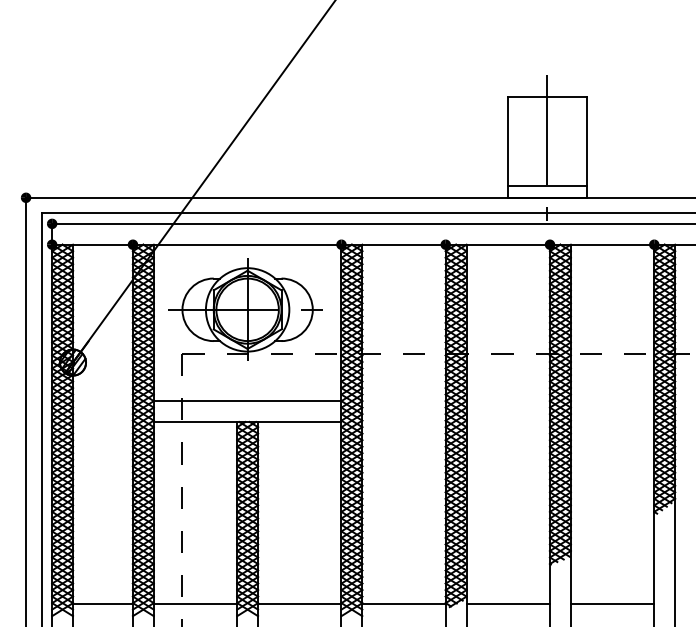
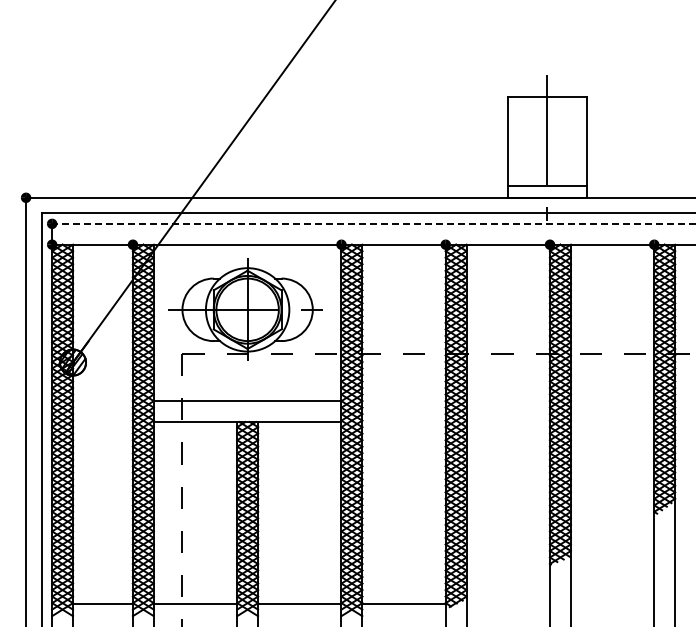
line: solid -> dashed (373, 223)
line: present -> none (508, 604)
line: present -> none (612, 604)
